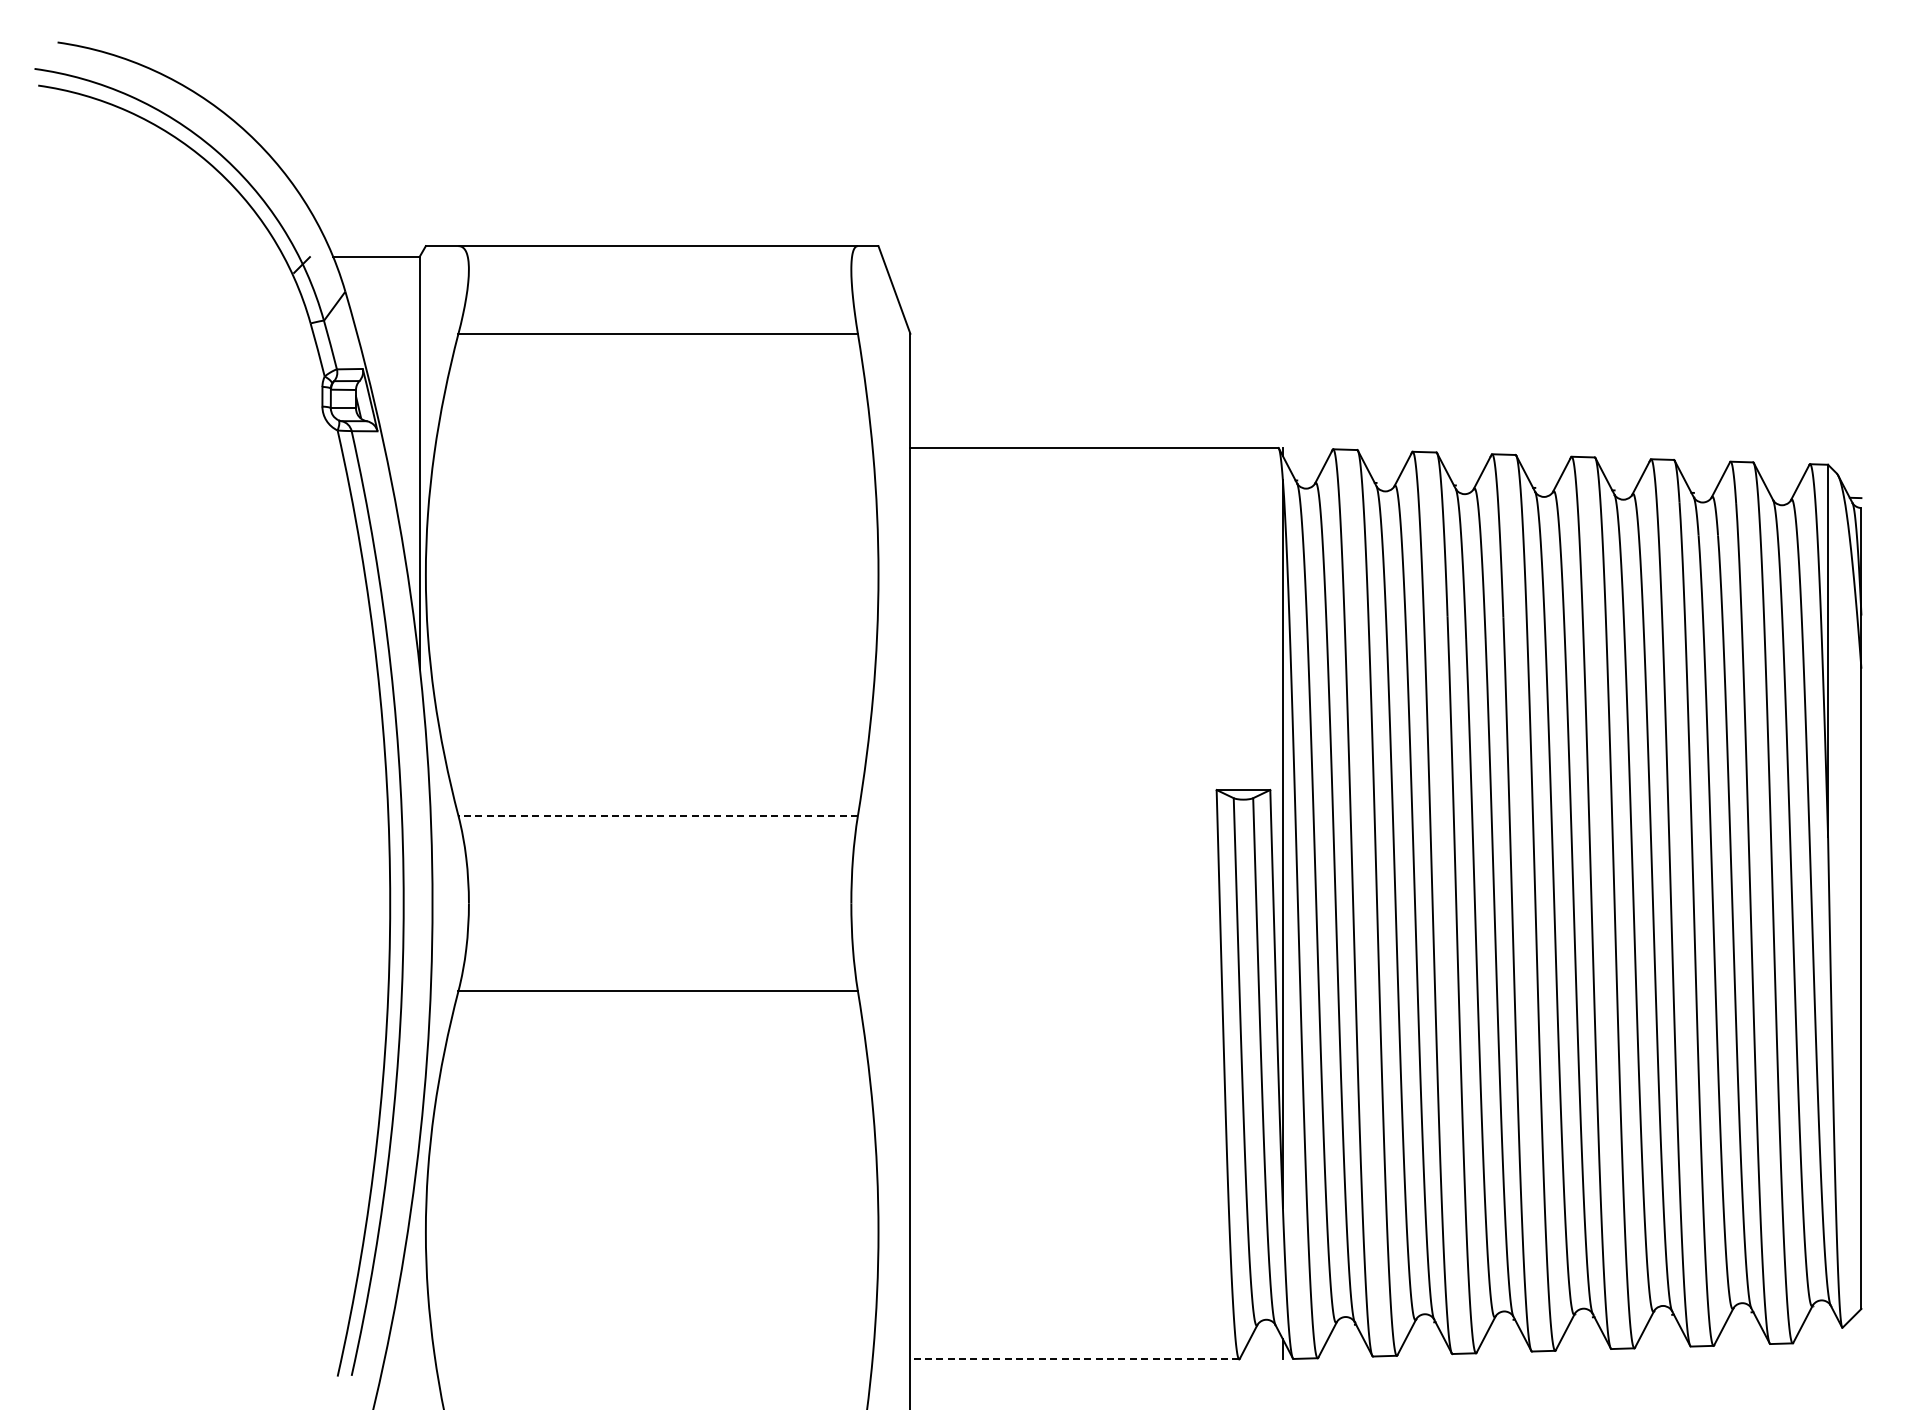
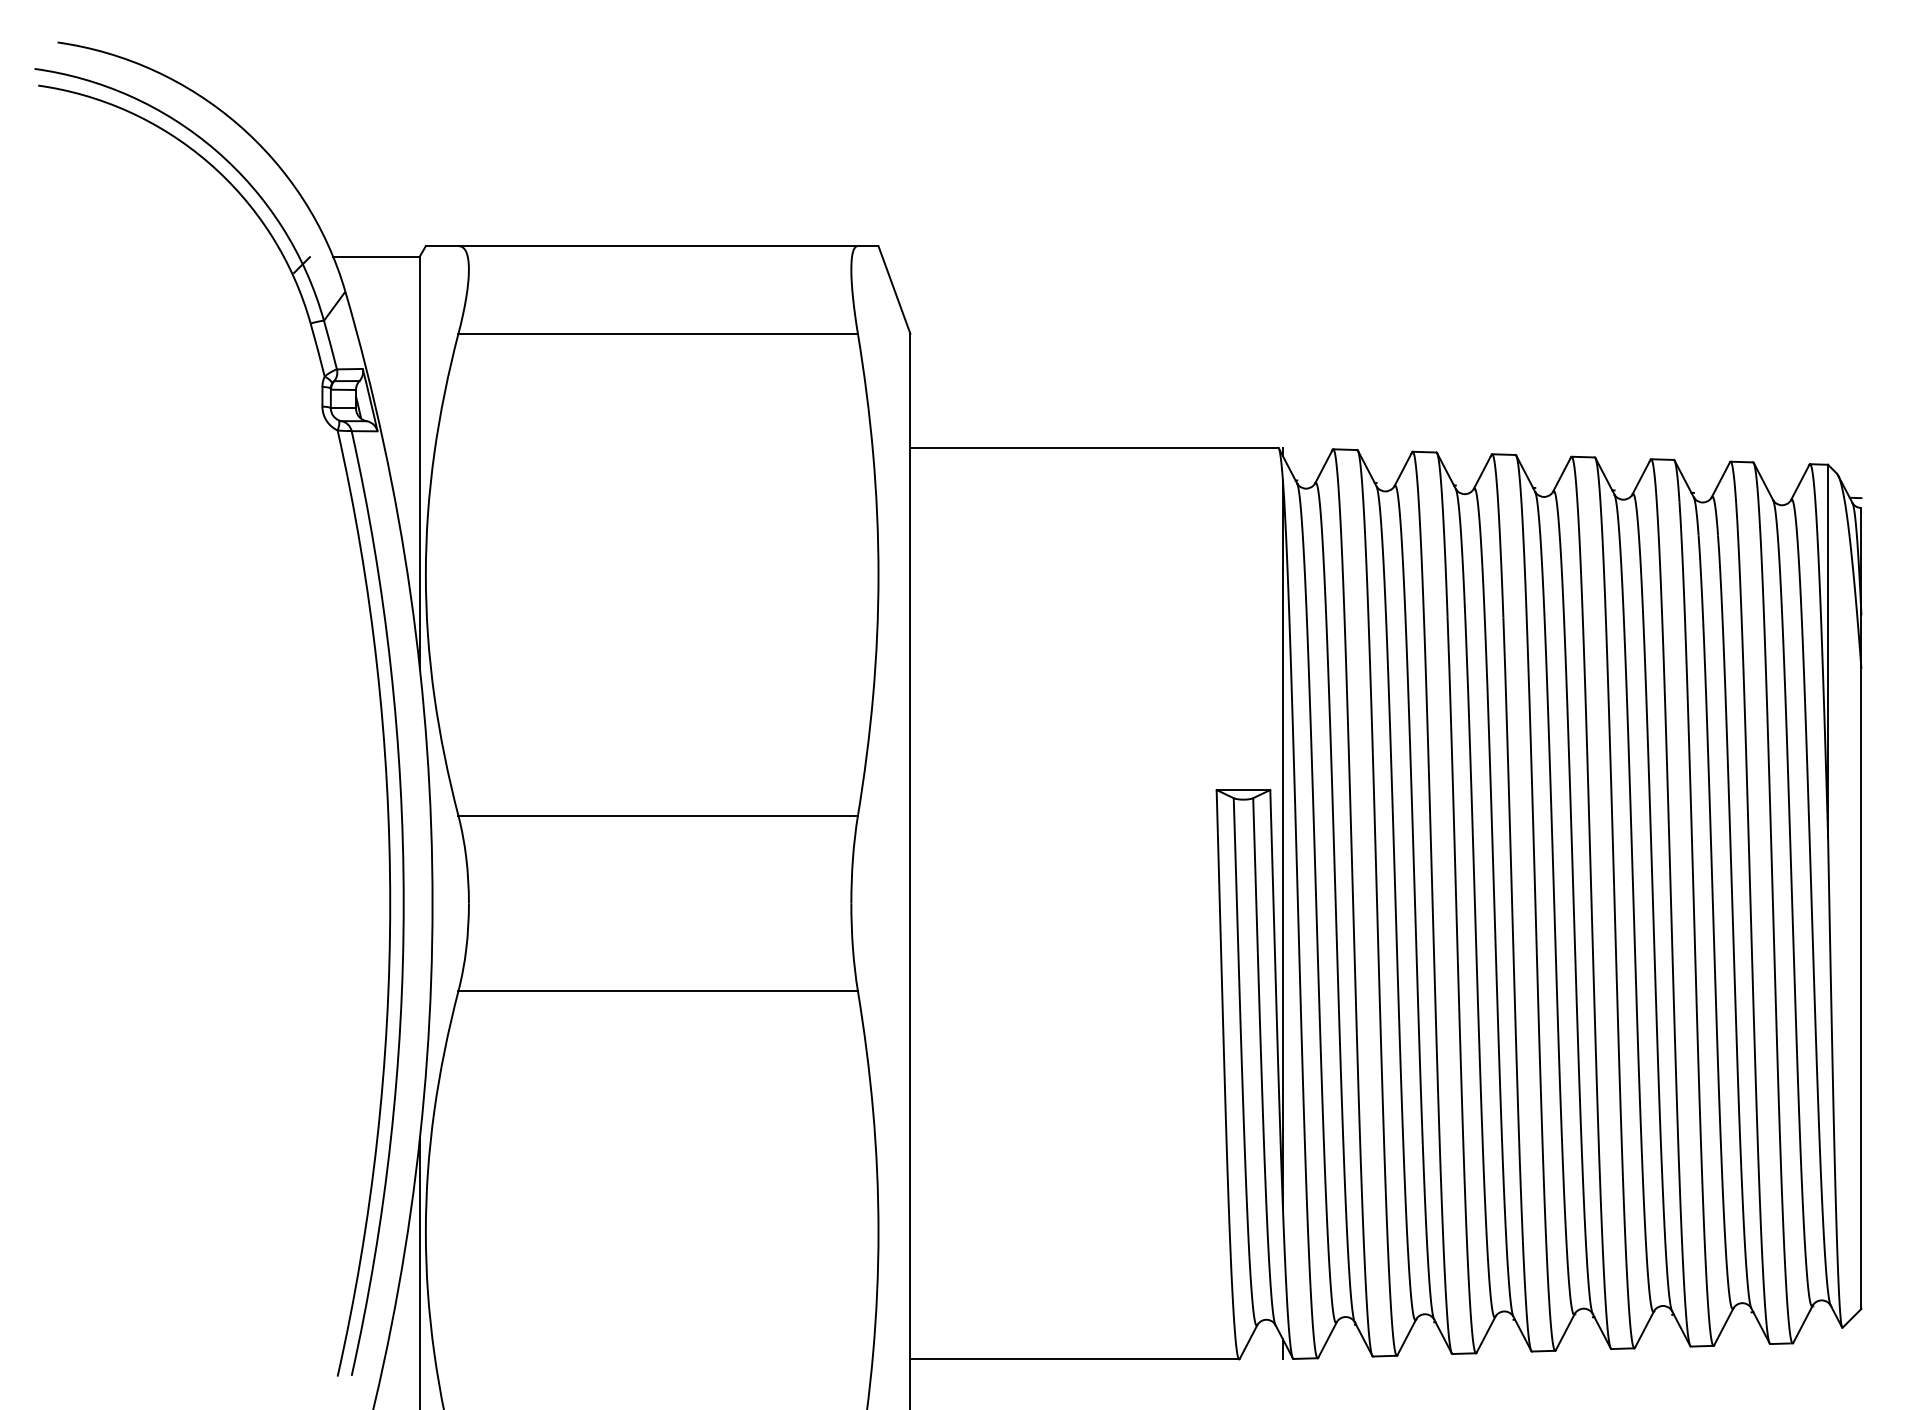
line: dashed -> solid (658, 815)
line: none -> present (419, 1272)
line: dashed -> solid (1074, 1359)
